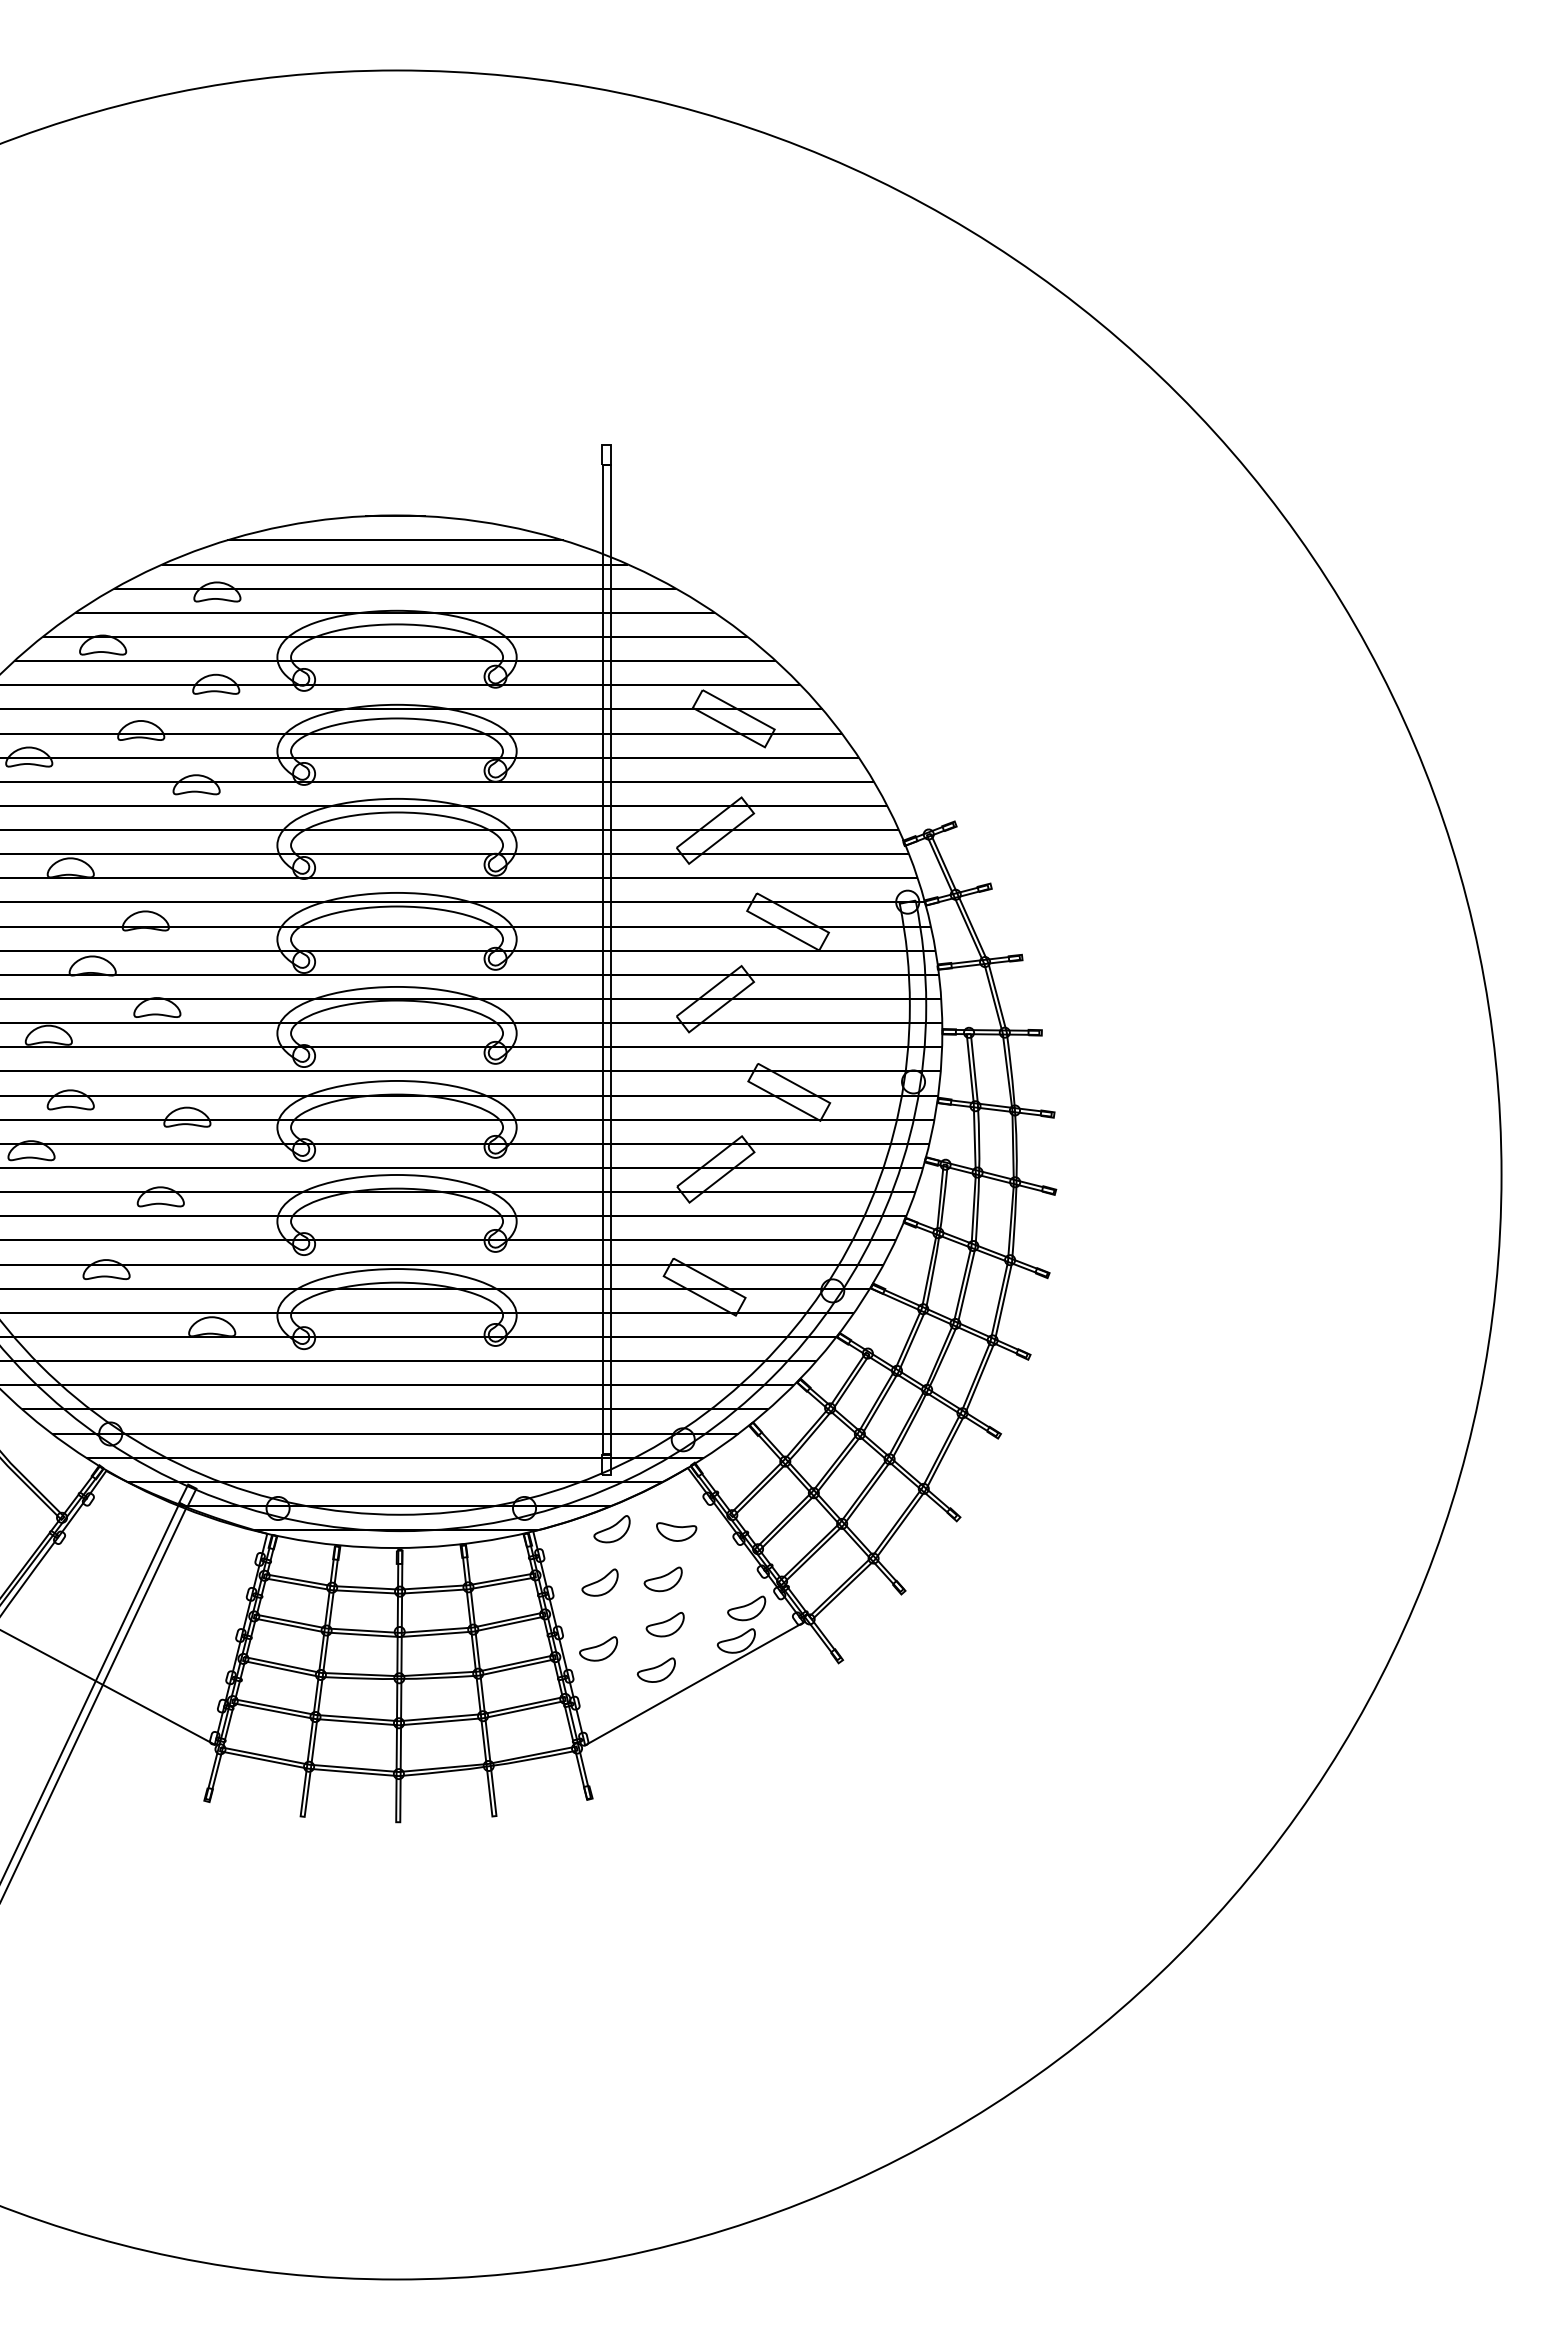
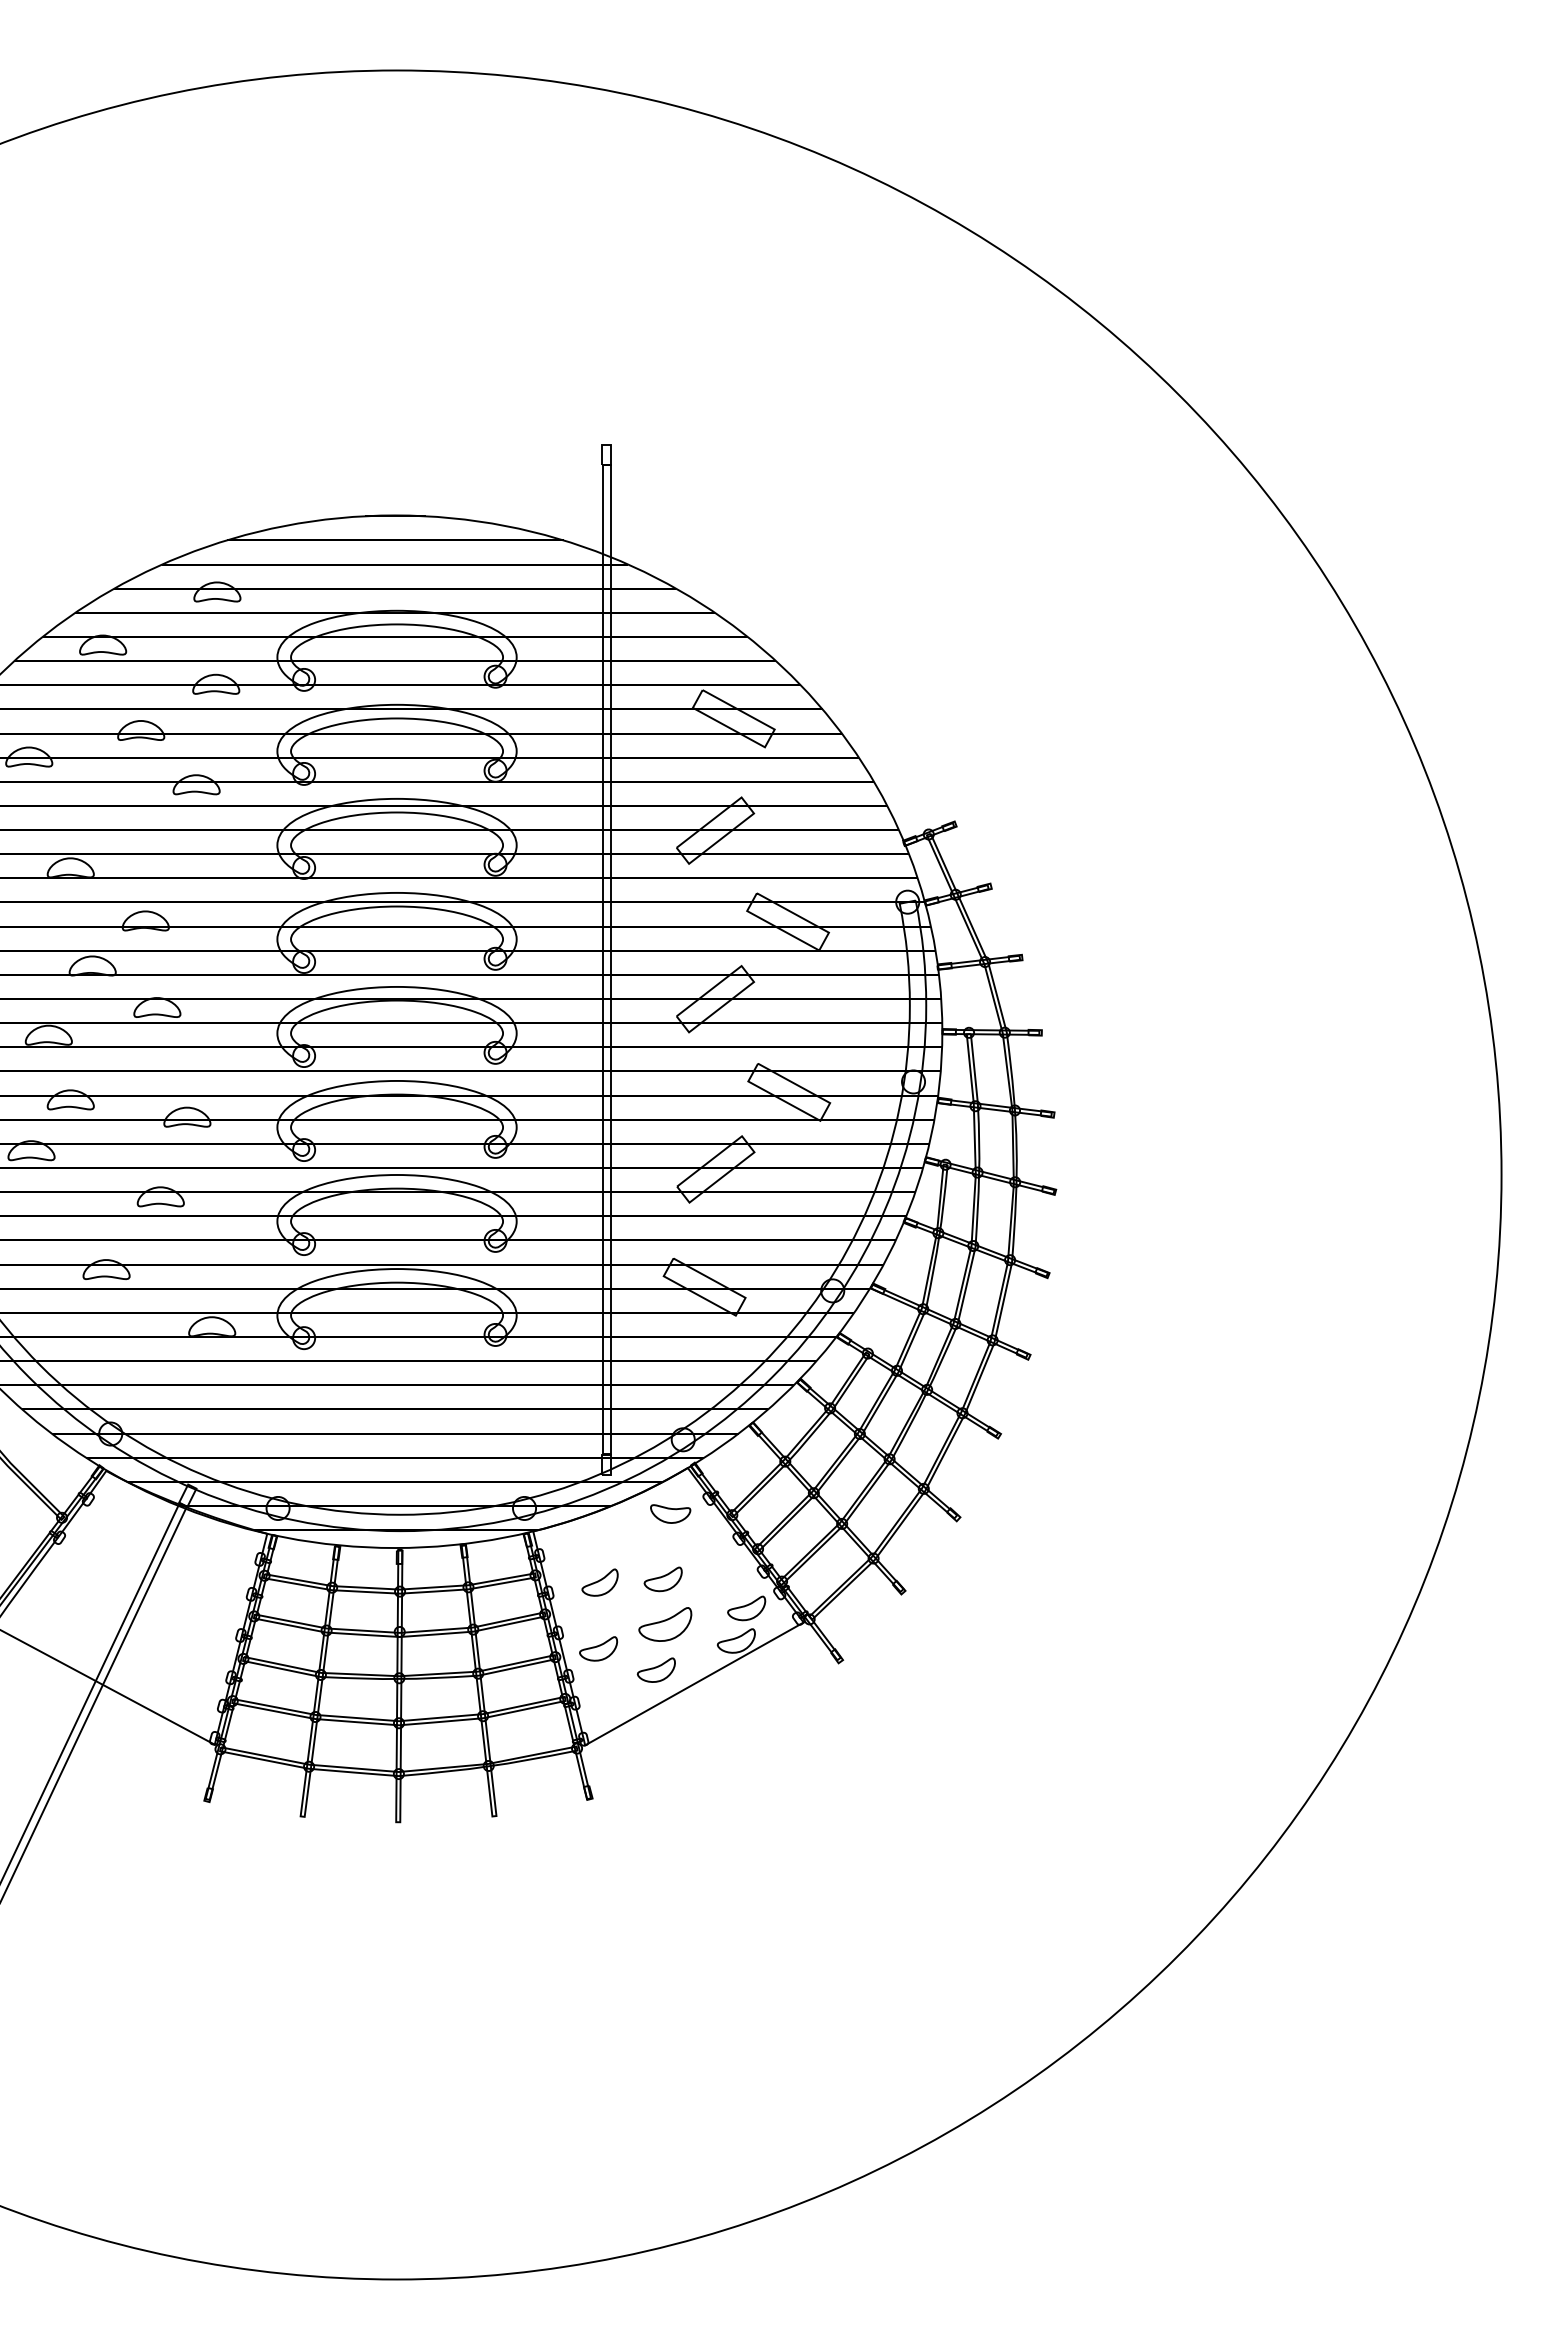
part: present -> none (611, 1529)
part position: (676, 1531) -> (670, 1513) (670, 1513)
part size: 40x26 px -> 55x35 px (665, 1624)
